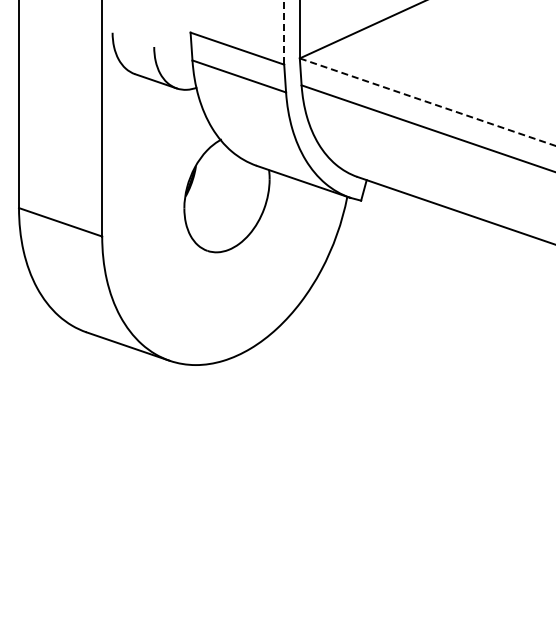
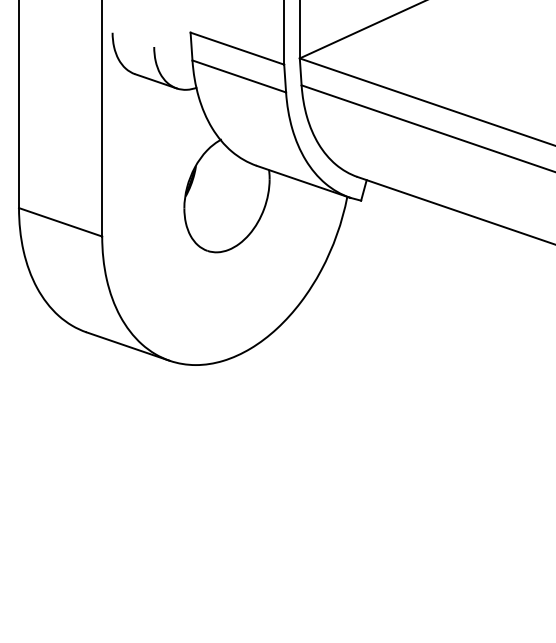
line: dashed -> solid (284, 32)
line: dashed -> solid (427, 102)
